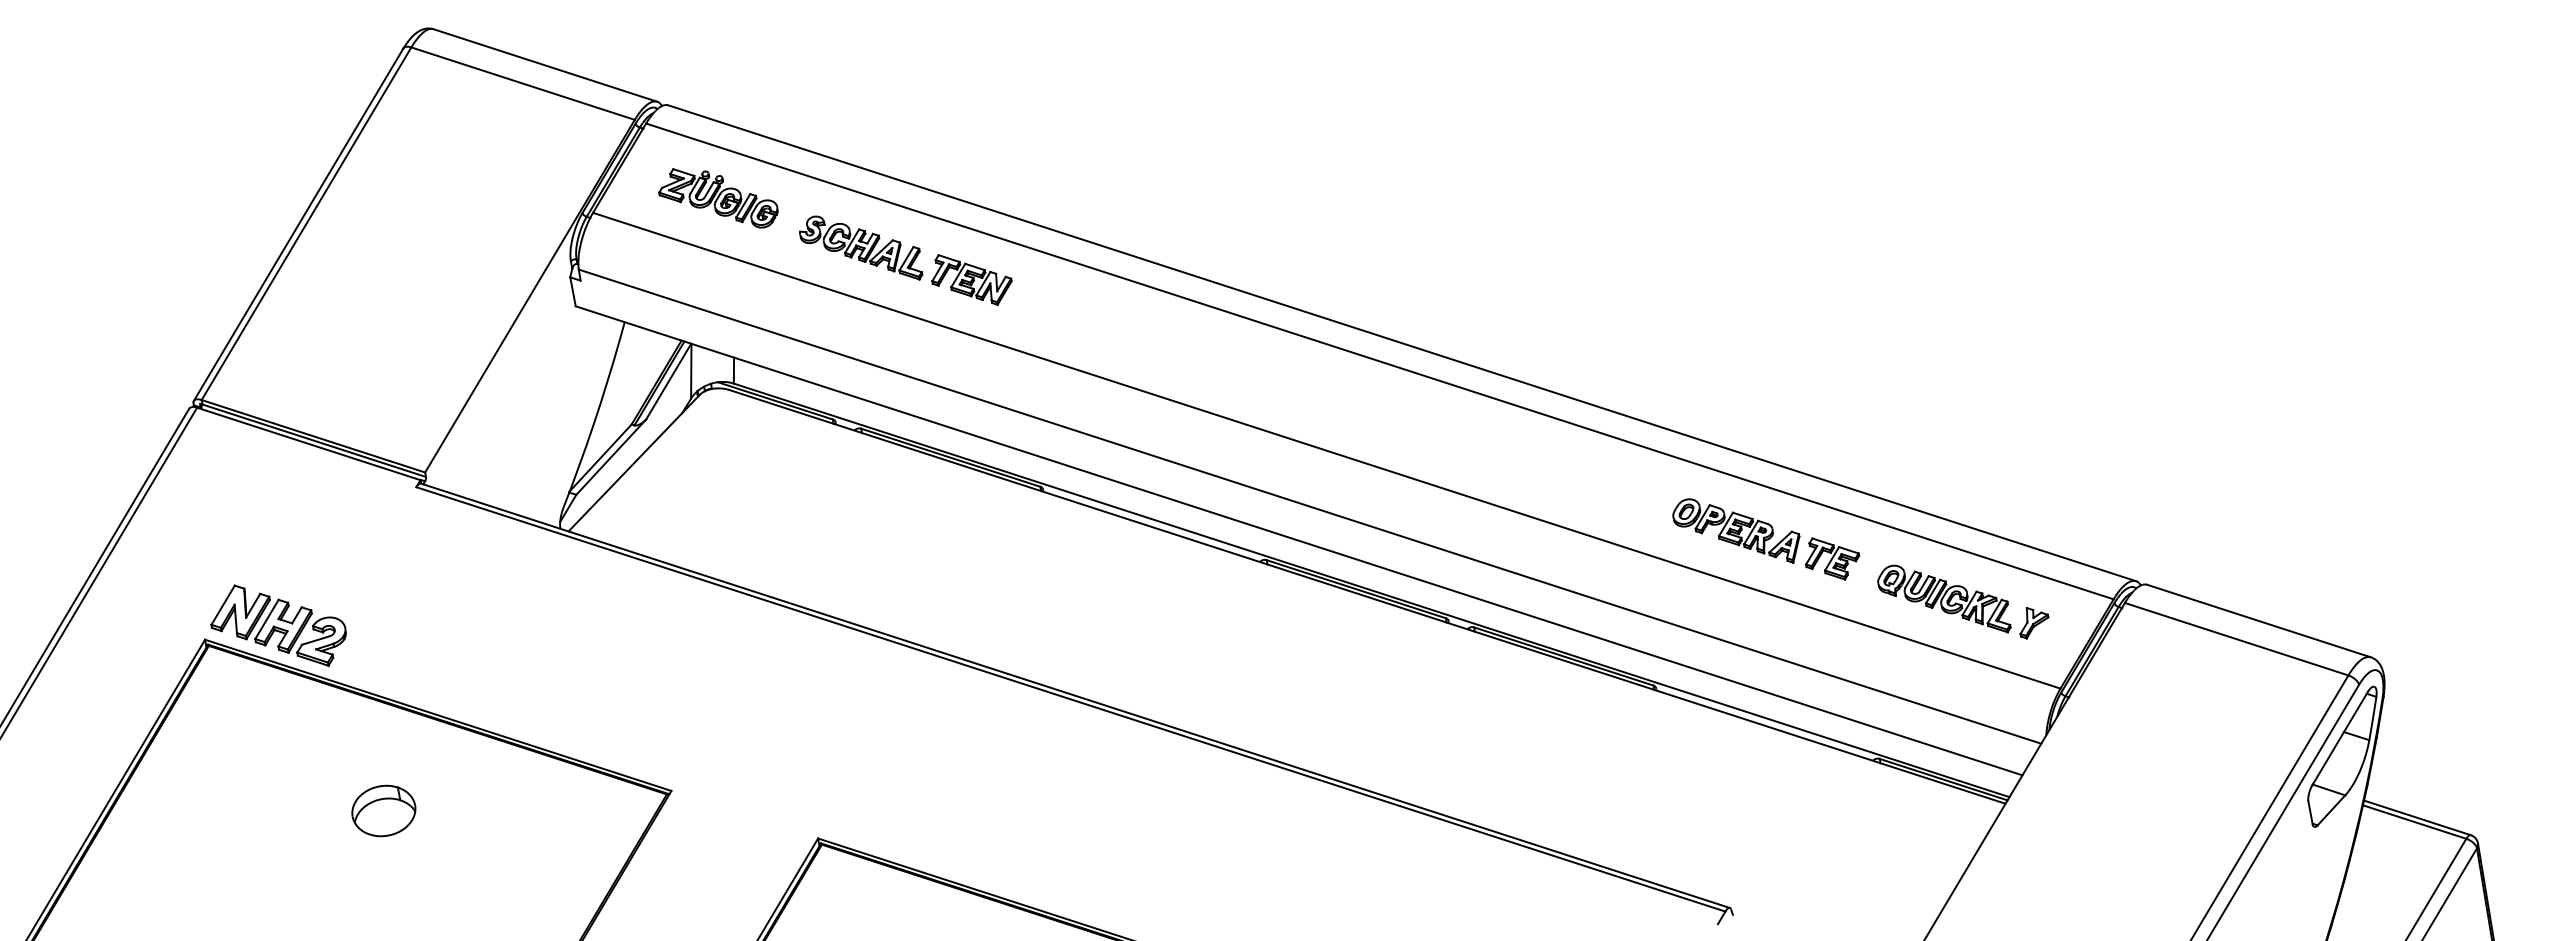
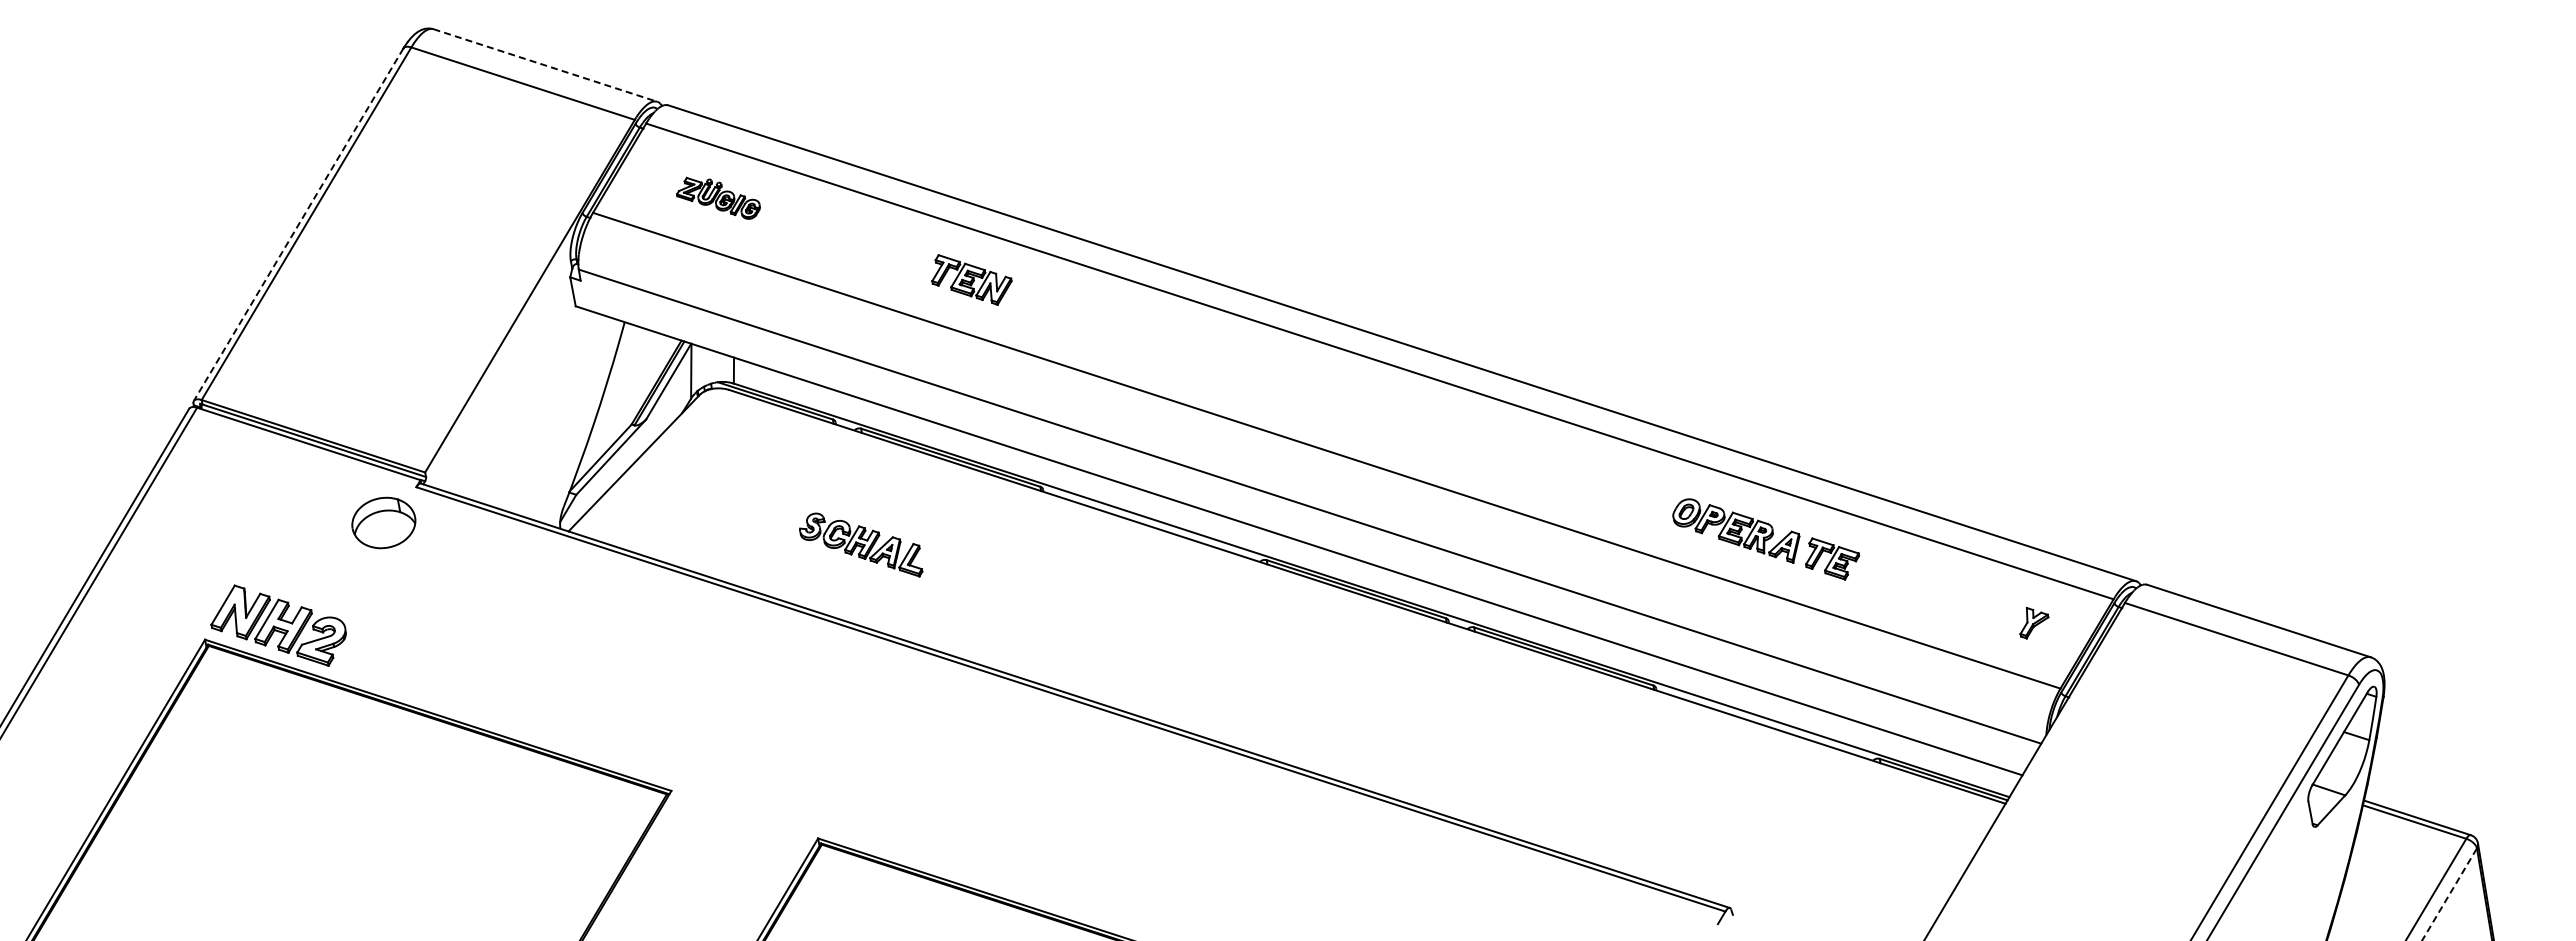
line: solid -> dashed (545, 65)
part size: 121x61 px -> 85x44 px (718, 197)
line: solid -> dashed (298, 225)
part position: (861, 247) -> (861, 544) (861, 544)
part: present -> none (1944, 598)
part position: (383, 810) -> (383, 522) (383, 522)
line: solid -> dashed (2449, 893)
